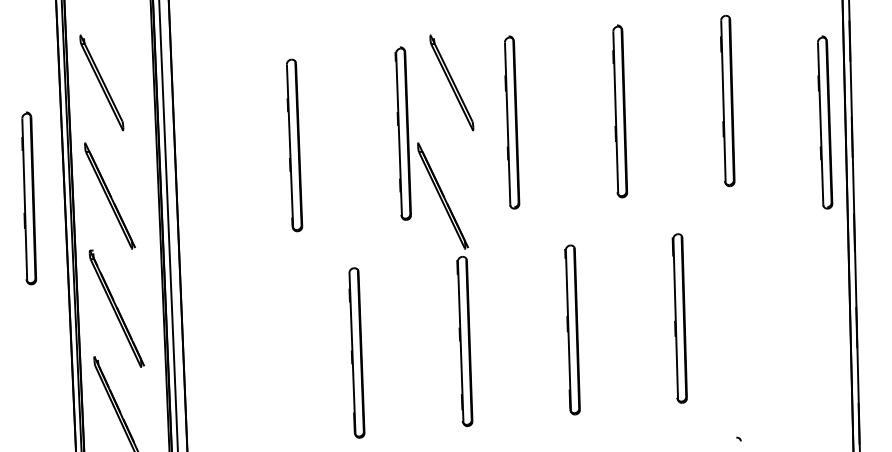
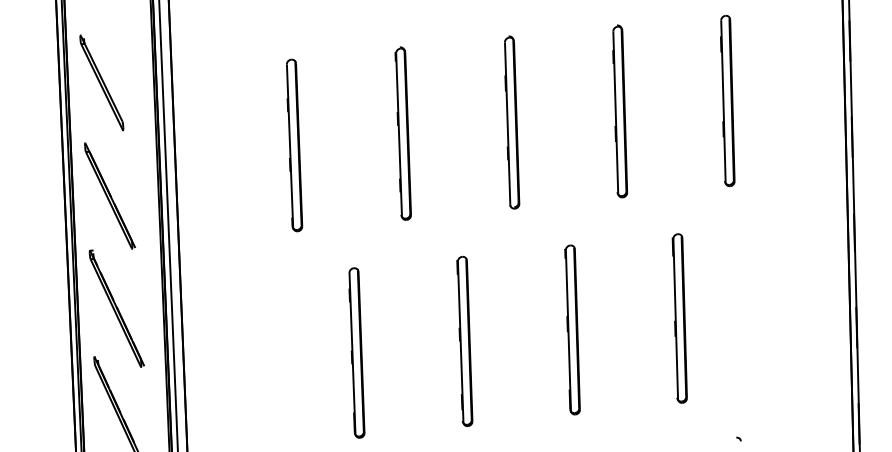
part: present -> none (451, 82)
part: present -> none (825, 122)
part: present -> none (442, 195)
part: present -> none (29, 198)
